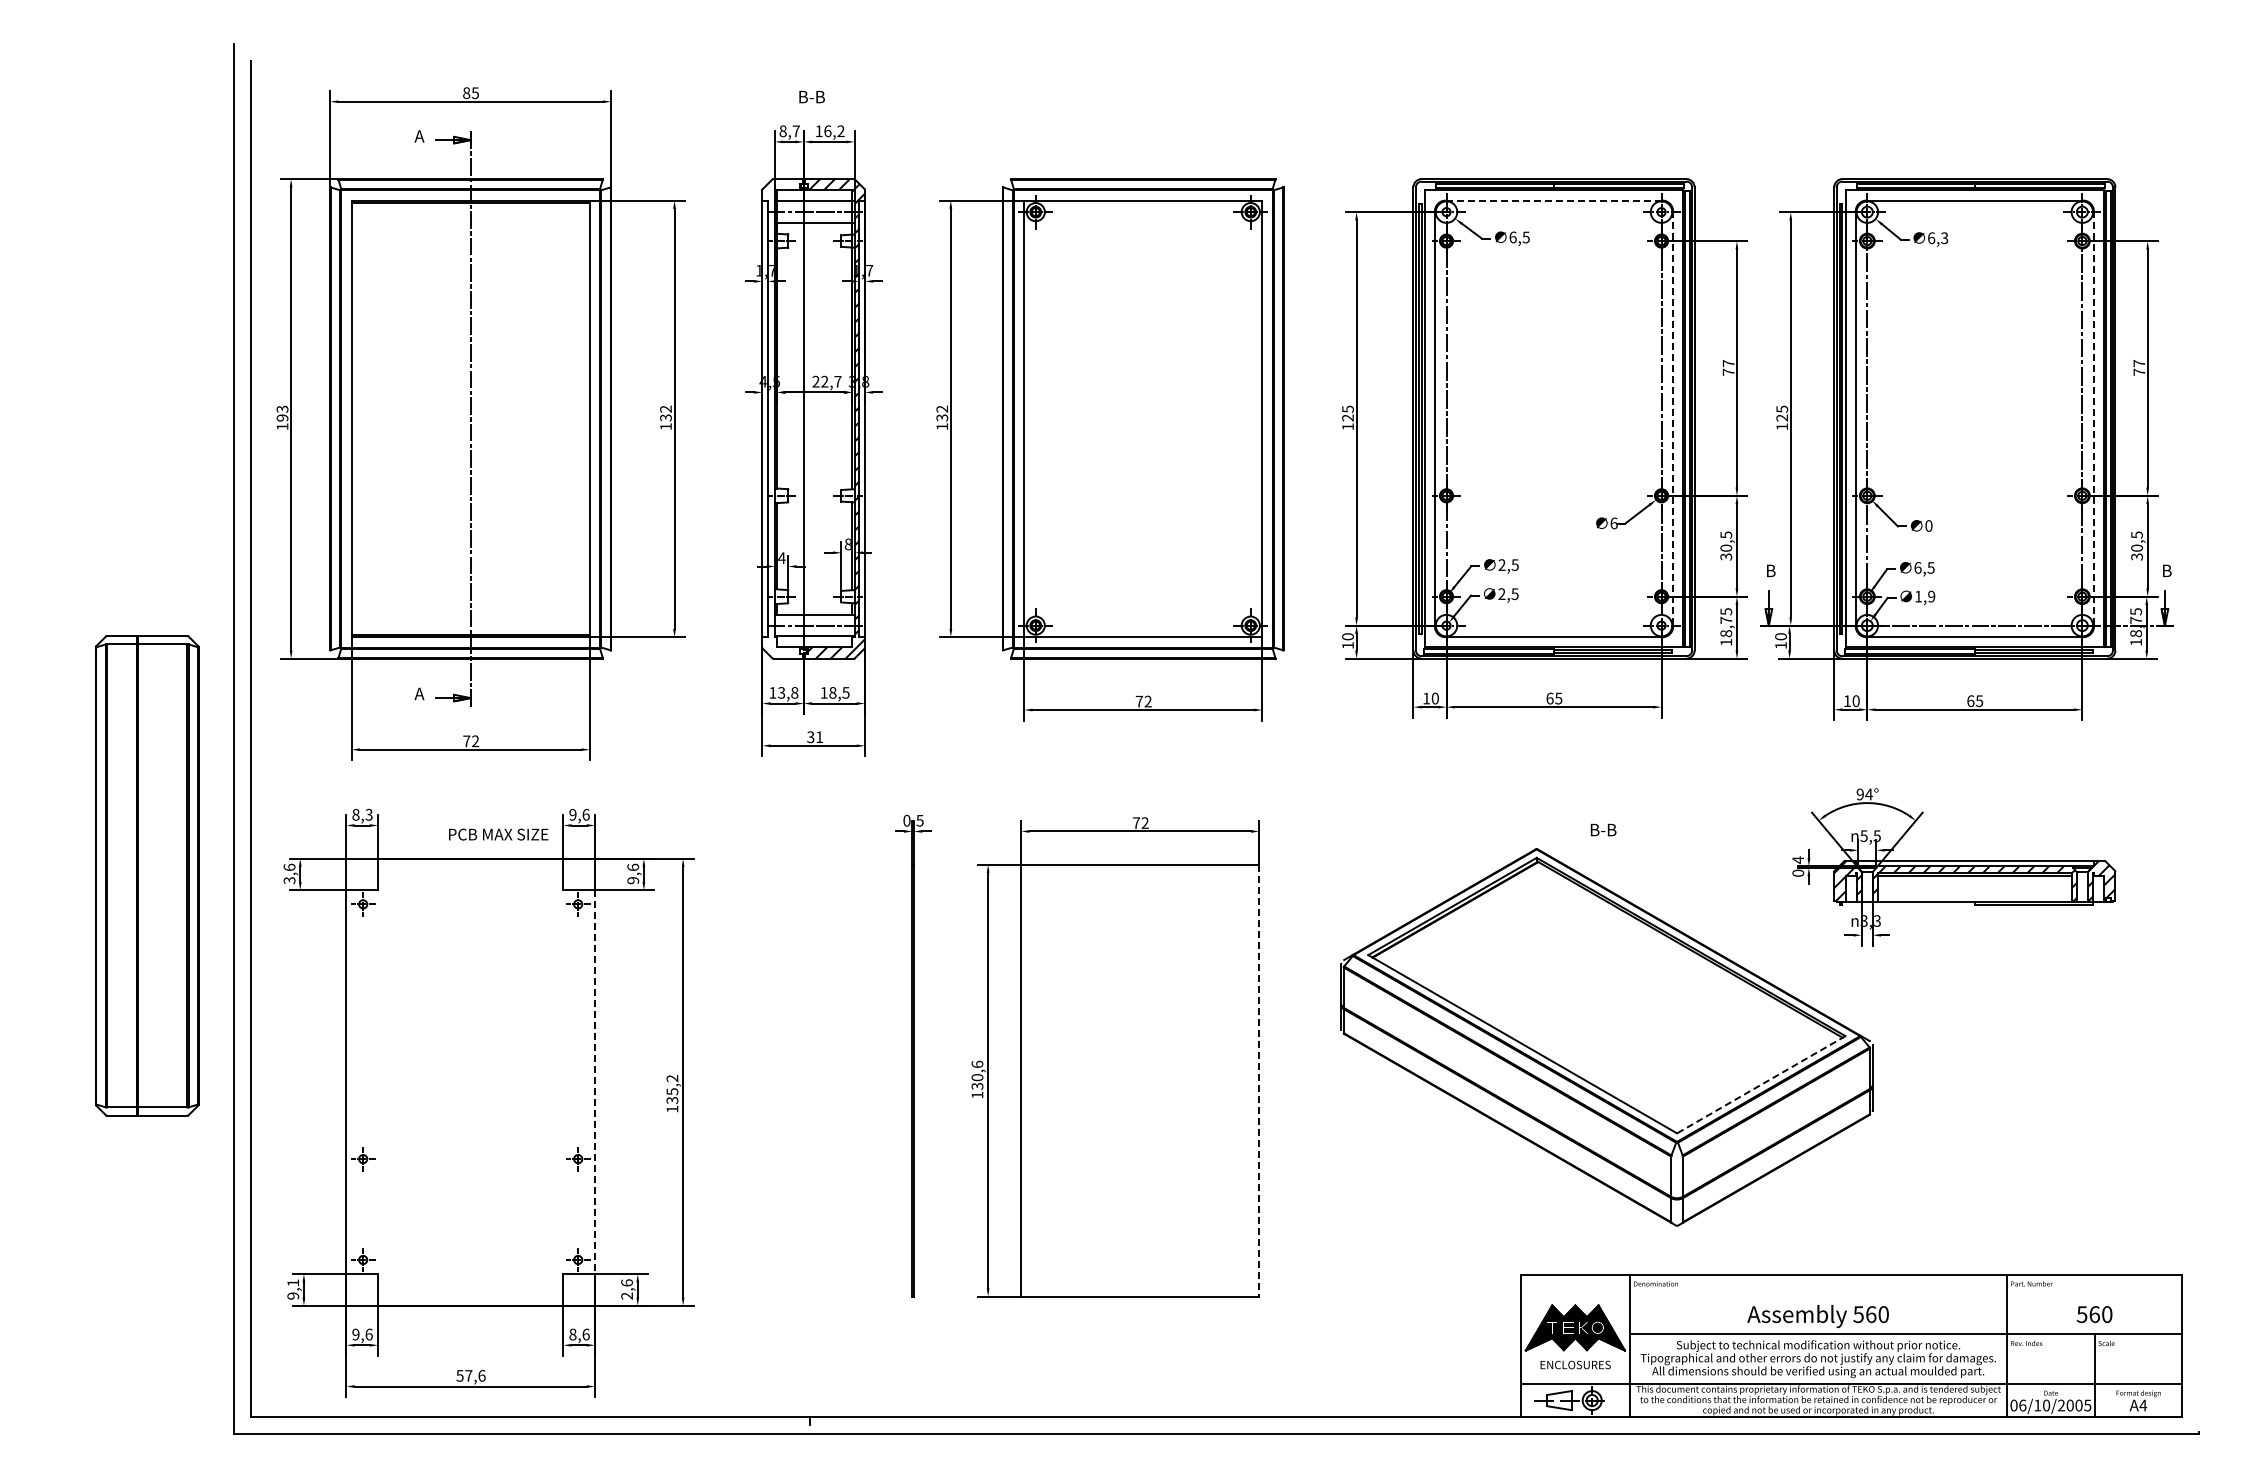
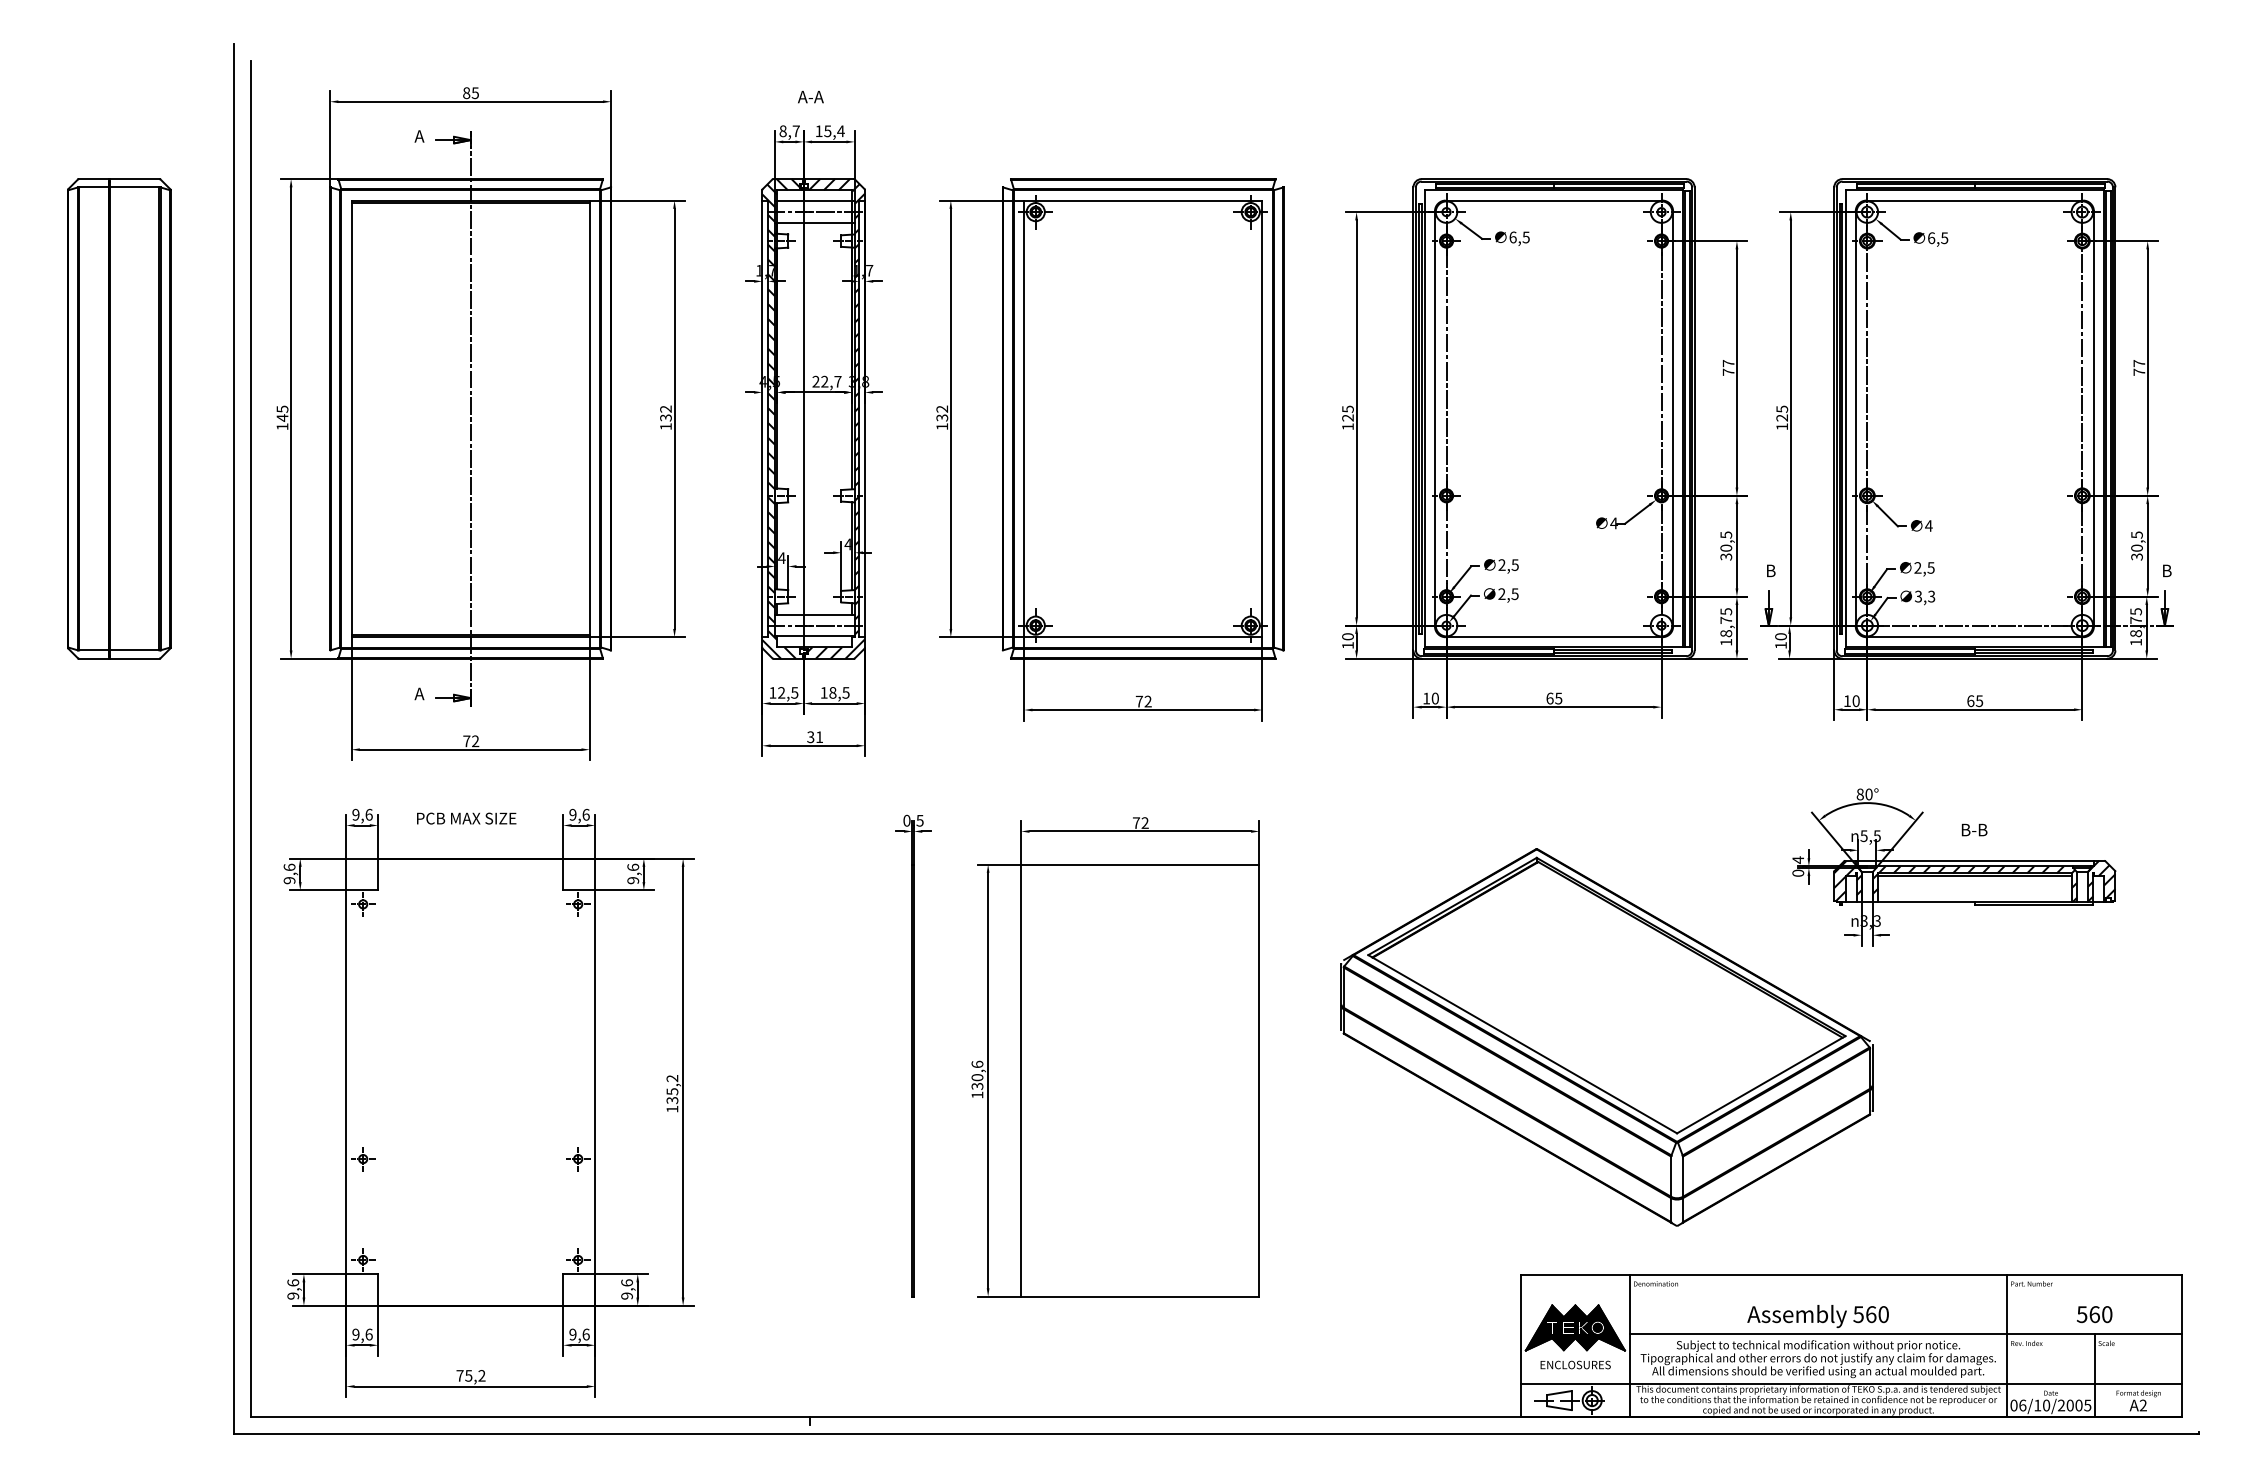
text: B-B -> A-A (811, 96)
text: 16,2 -> 15,4 (834, 131)
line: dashed -> solid (1554, 200)
text: 6,3 -> 6,5 (1944, 237)
text: 193 -> 145 (282, 413)
hatch: none -> present (782, 418)
line: dashed -> solid (1673, 418)
line: dashed -> solid (2093, 418)
text: 6 -> 4 (1613, 523)
text: 0 -> 4 (1928, 525)
text: 8 -> 4 (847, 544)
text: 6,5 -> 2,5 (1917, 567)
text: 1,9 -> 3,3 (1925, 596)
text: 13,8 -> 12,5 (788, 692)
text: 94° -> 80° (1864, 794)
text: 8,3 -> 9,6 (362, 814)
text position: (1603, 829) -> (1974, 829) (1974, 829)
text position: (498, 834) -> (466, 818) (466, 818)
part position: (147, 875) -> (119, 418) (119, 418)
text: 3,6 -> 9,6 (289, 880)
line: dashed -> solid (1259, 1081)
line: dashed -> solid (595, 1082)
line: dashed -> solid (1760, 1085)
text: 9,1 -> 9,6 (293, 1282)
text: 2,6 -> 9,6 (627, 1295)
text: 8,6 -> 9,6 (572, 1334)
text: 57,6 -> 75,2 (470, 1375)
text: A4 -> A2 (2143, 1405)
